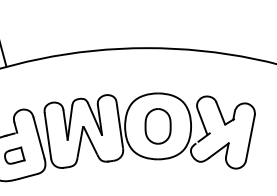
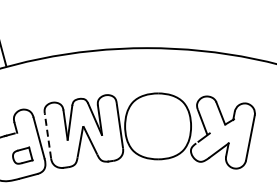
part: present -> none (157, 126)
line: solid -> dashed (47, 135)
part position: (14, 155) -> (22, 155) (22, 155)
